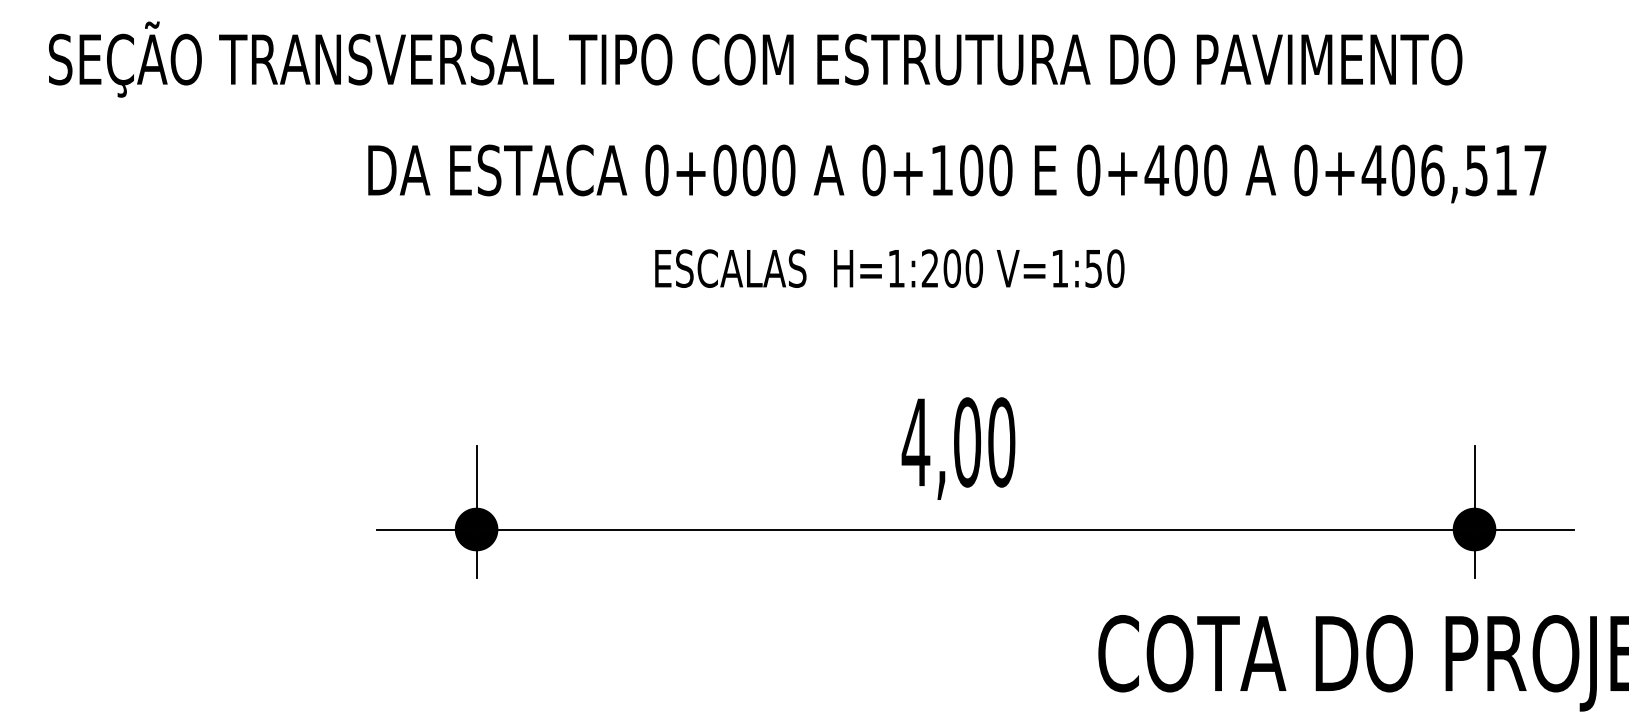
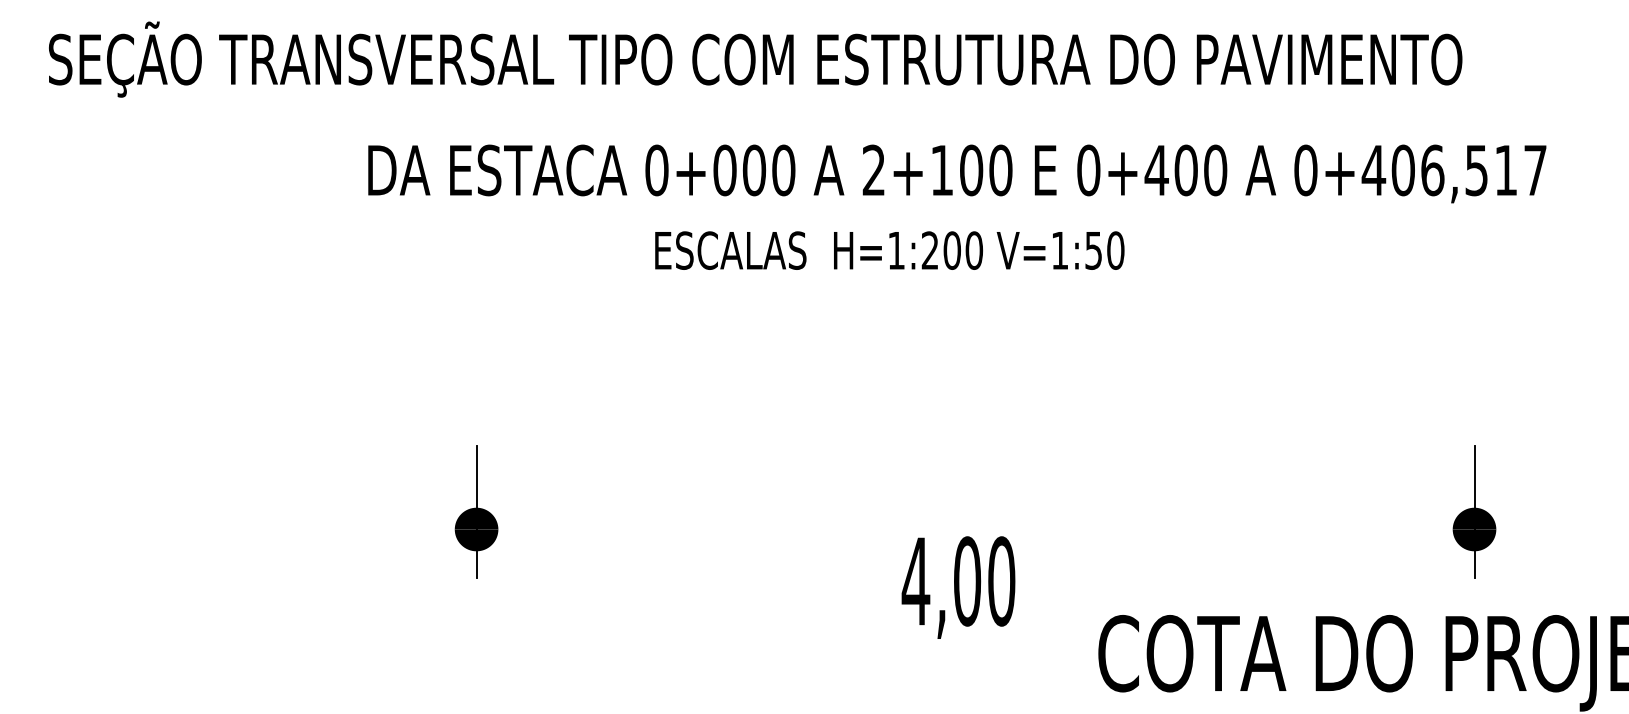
text: 0+100 -> 2+100 (873, 170)
text position: (889, 268) -> (889, 250) (889, 250)
text position: (958, 448) -> (958, 587) (958, 587)
line: present -> none (975, 529)
